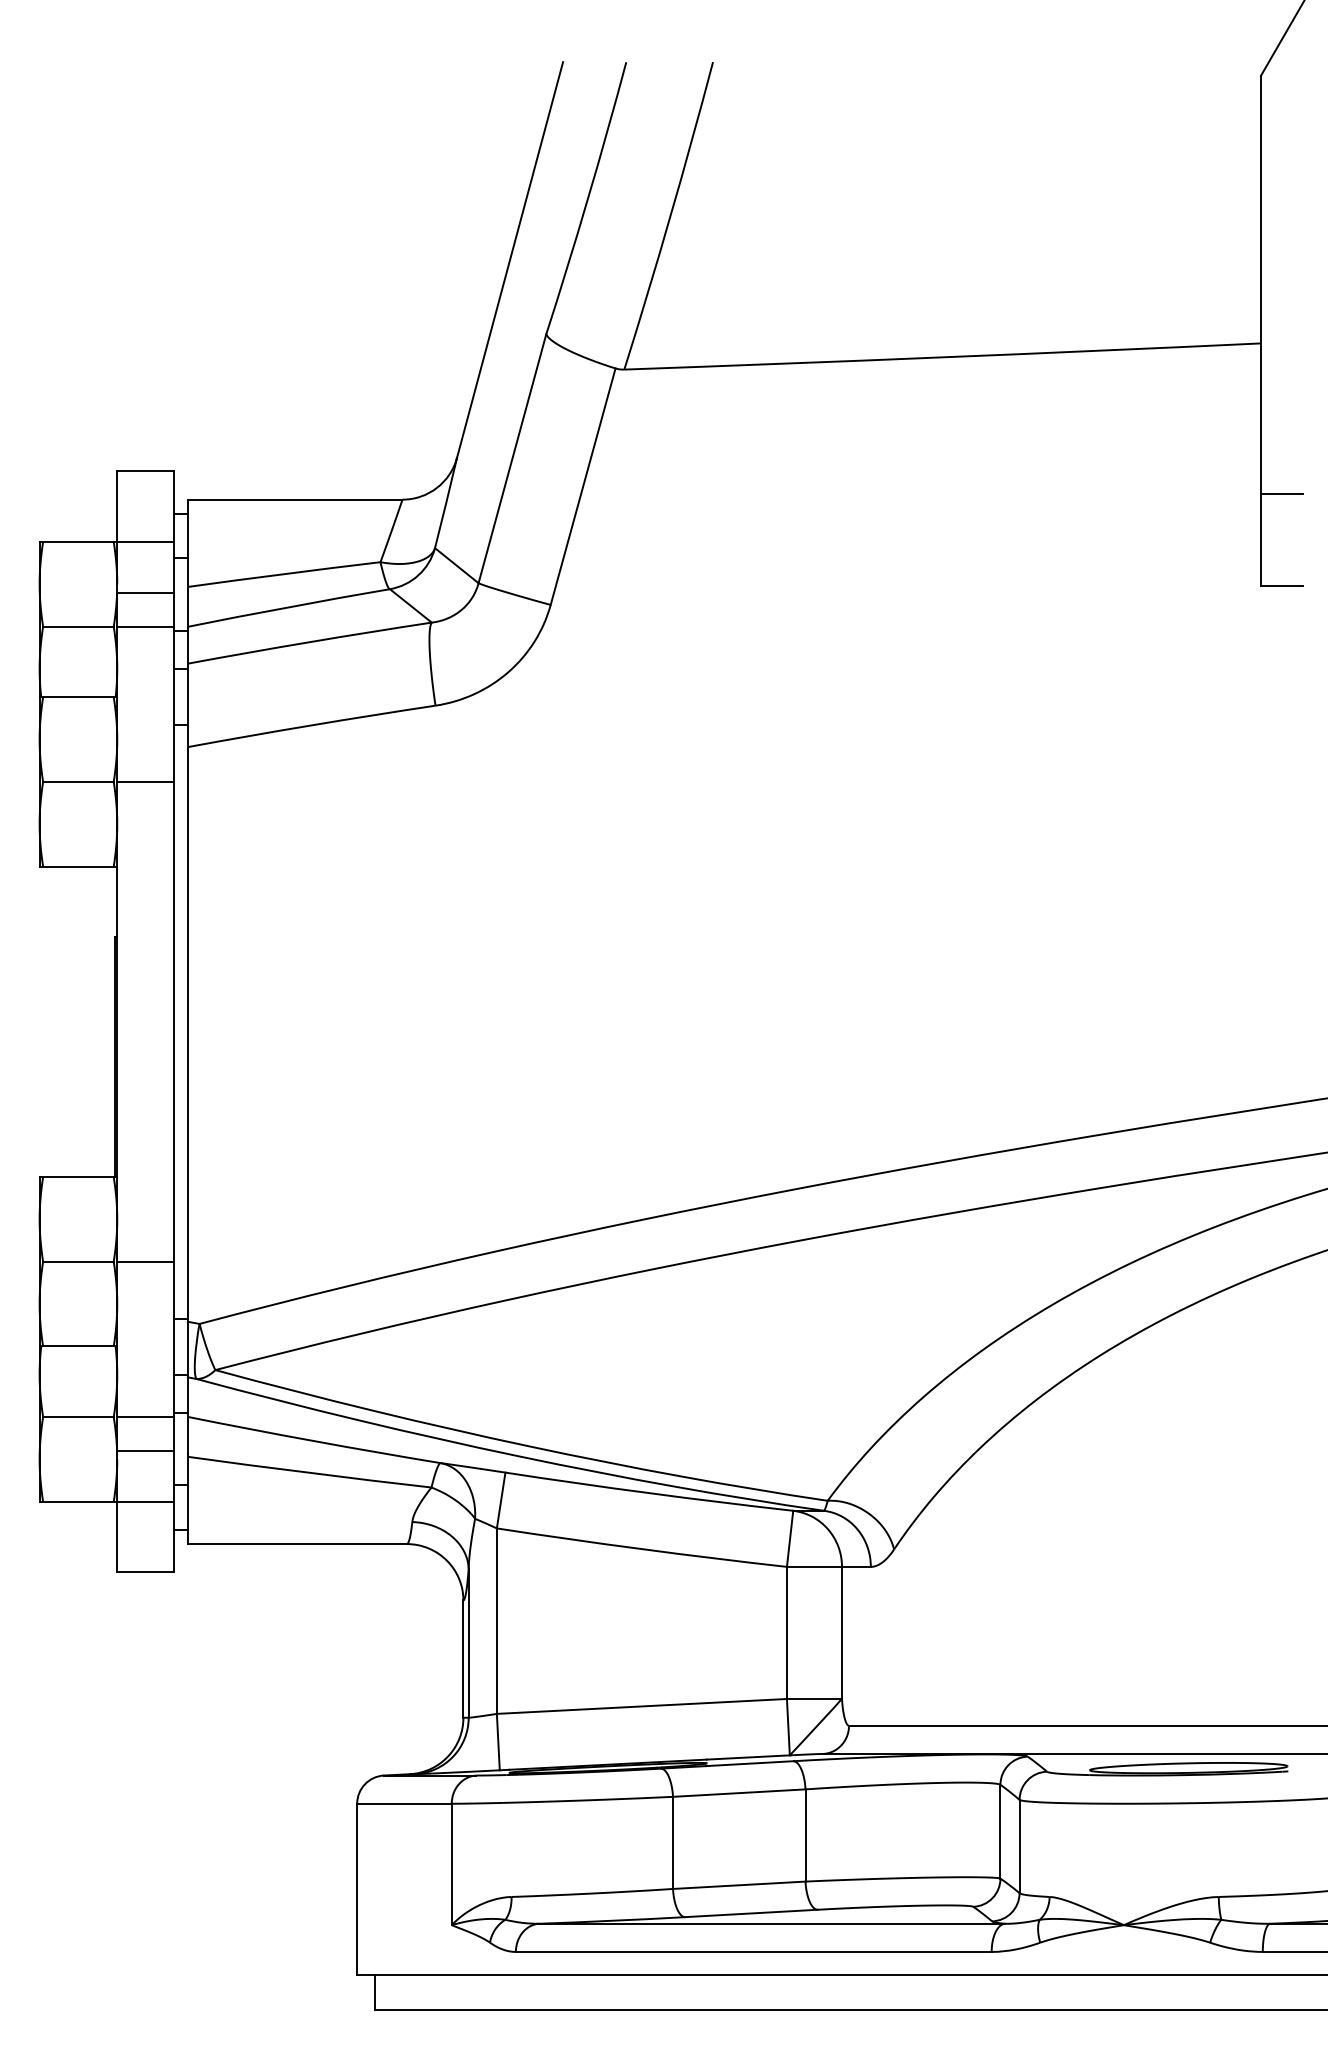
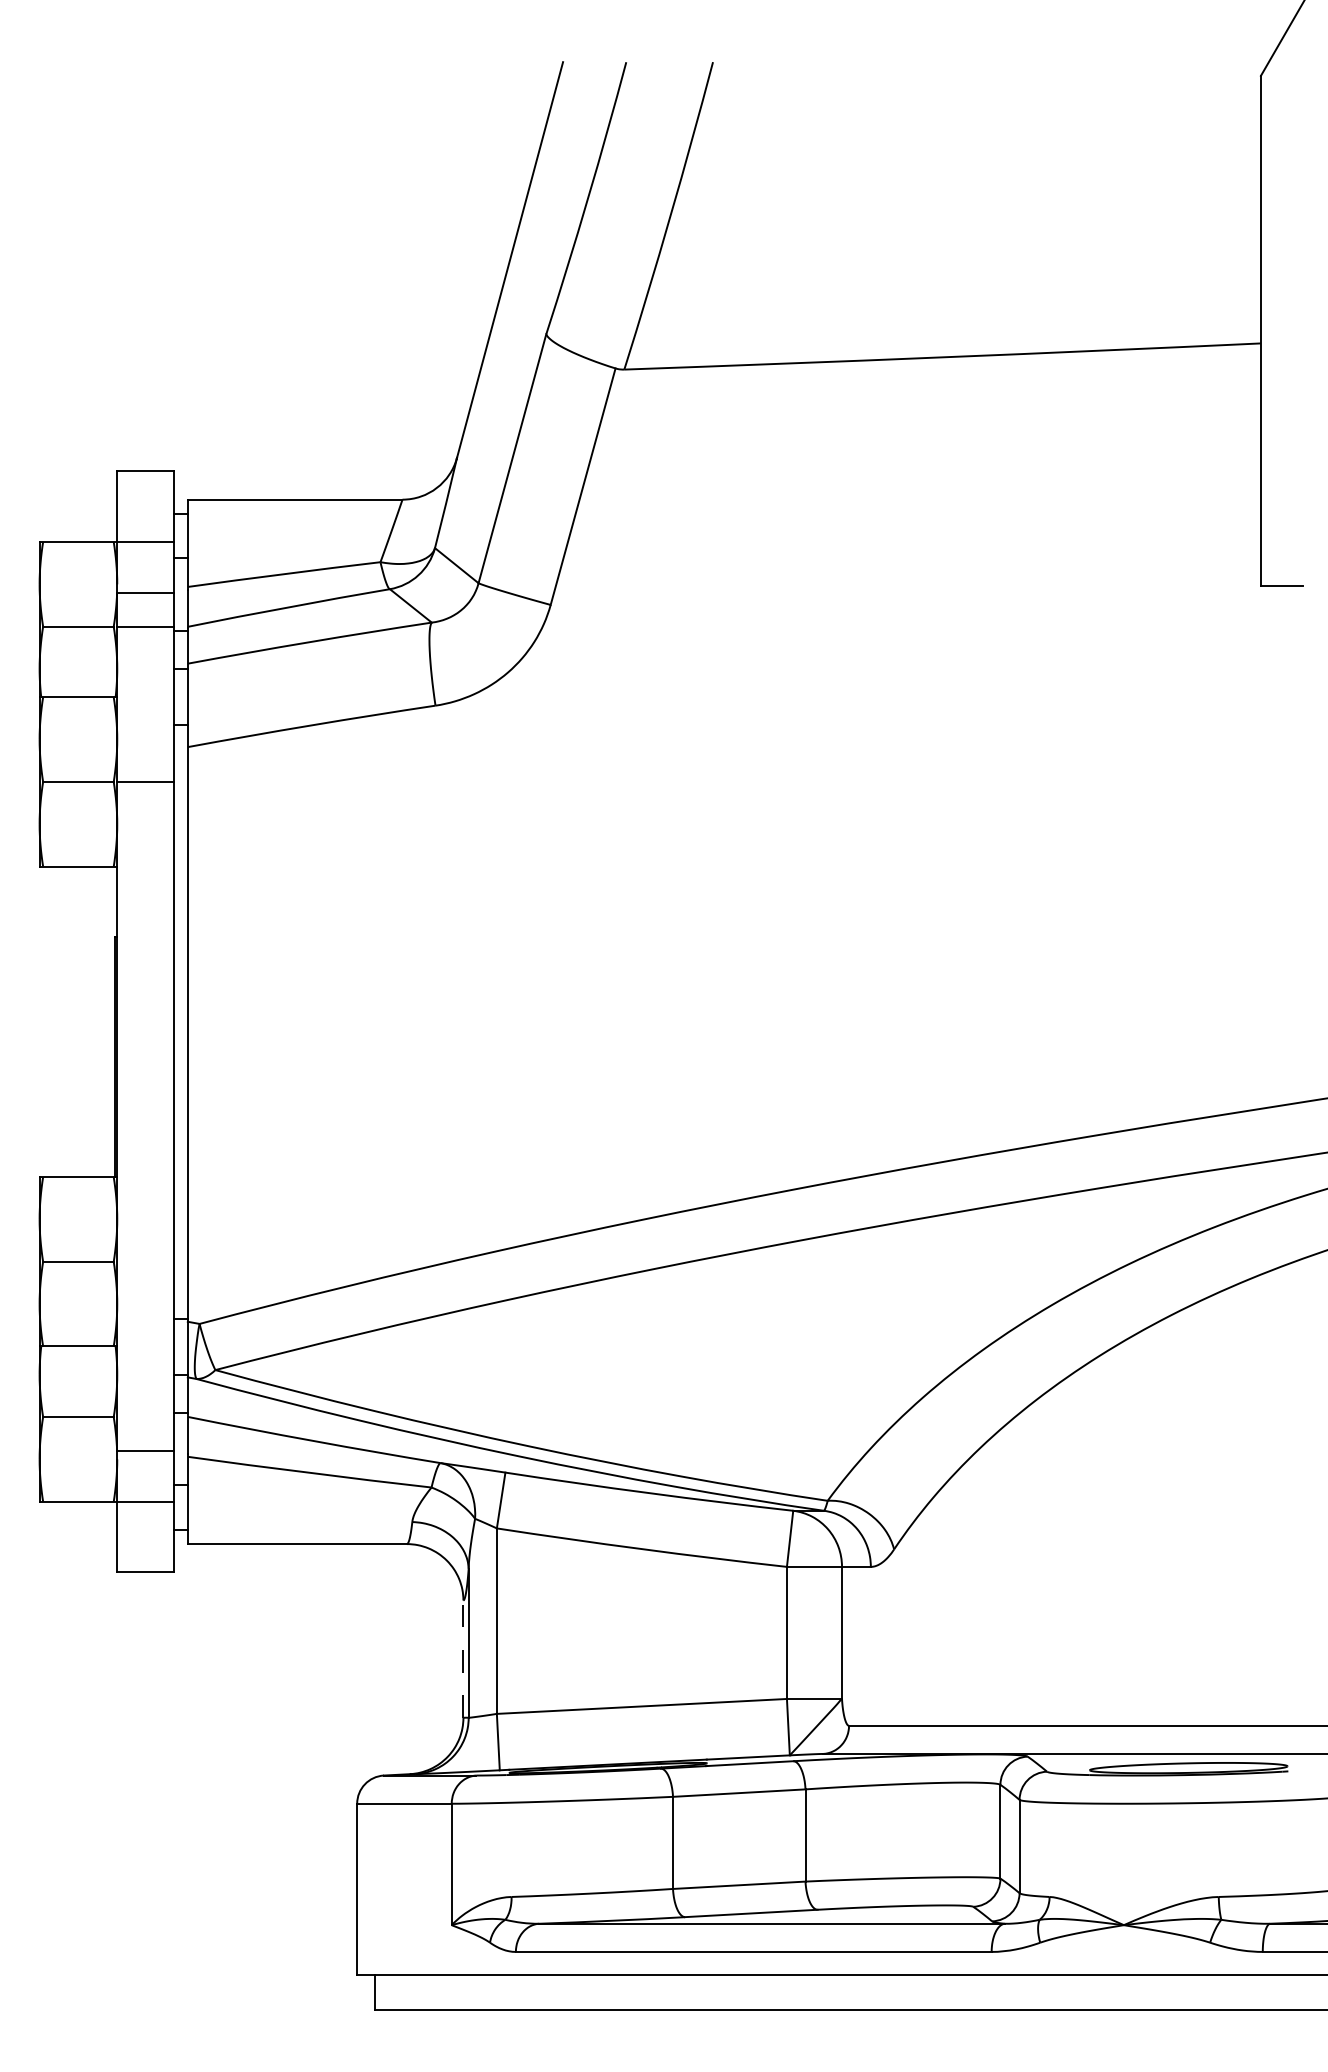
line: present -> none (1281, 494)
line: present -> none (145, 1261)
line: present -> none (145, 1416)
line: solid -> dashed (463, 1659)
